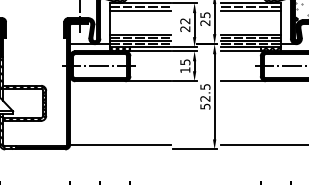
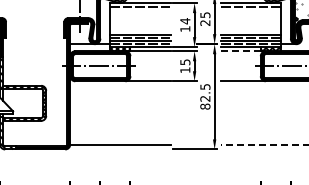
line: present -> none (140, 11)
line: present -> none (250, 11)
text: 22 -> 14 (185, 24)
line: solid -> dashed (241, 51)
text: 52.5 -> 82.5 (205, 106)
line: solid -> dashed (264, 145)
